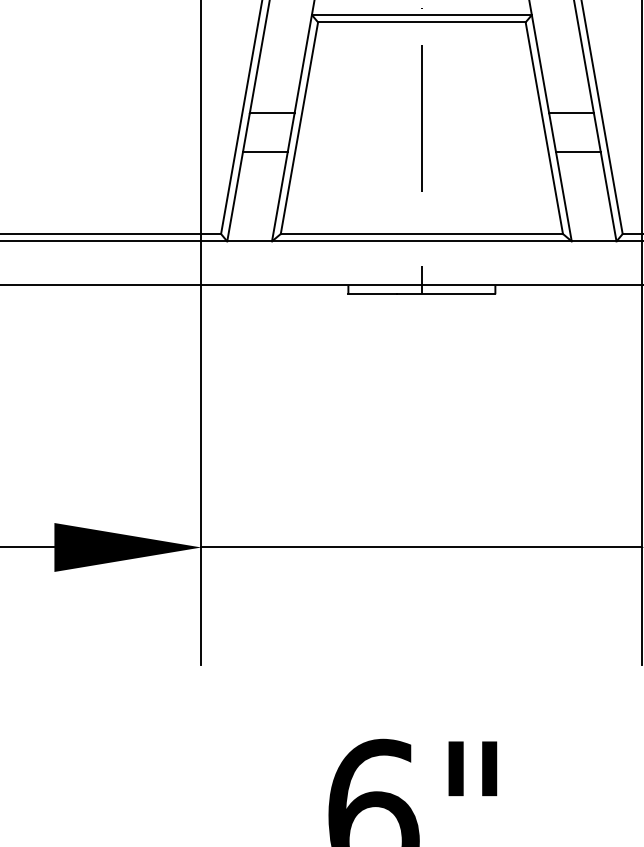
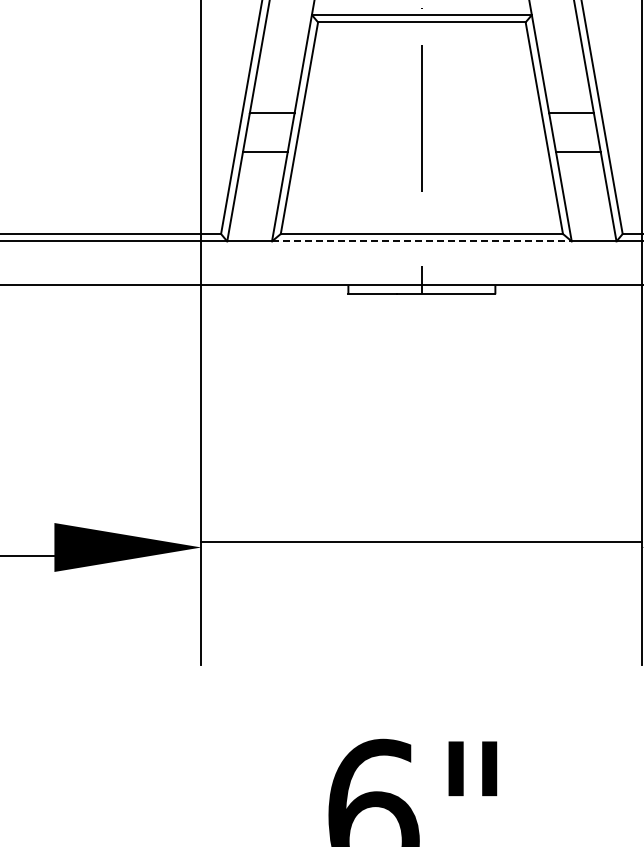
line: solid -> dashed (421, 241)
line position: (28, 547) -> (28, 556) (28, 556)
line position: (420, 547) -> (420, 542) (420, 542)
